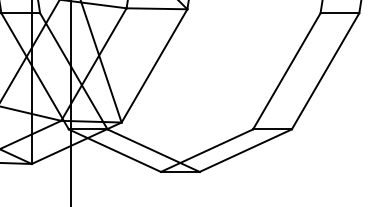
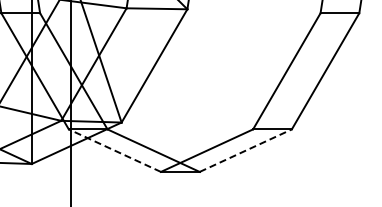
line: solid -> dashed (114, 150)
line: solid -> dashed (245, 150)
